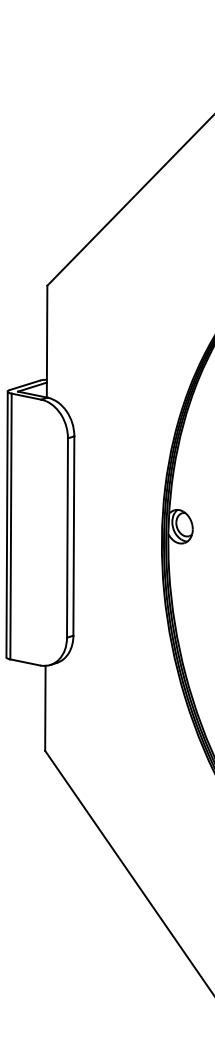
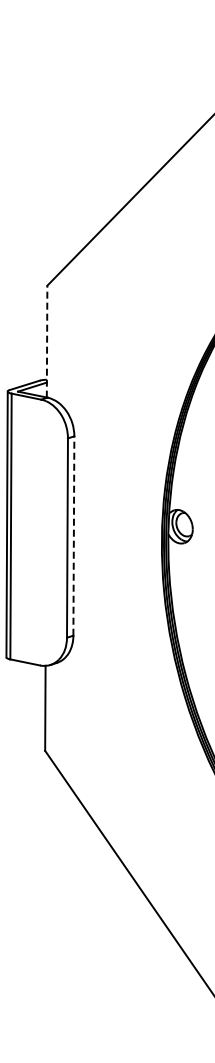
line: solid -> dashed (47, 341)
line: solid -> dashed (73, 536)
